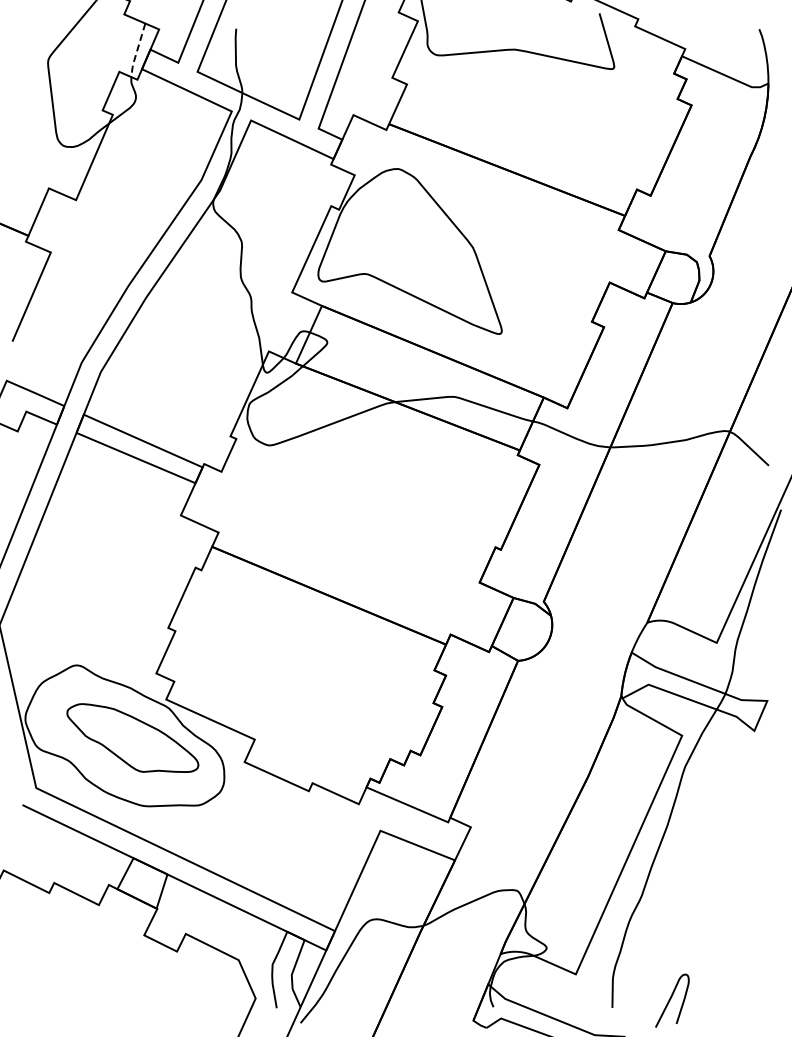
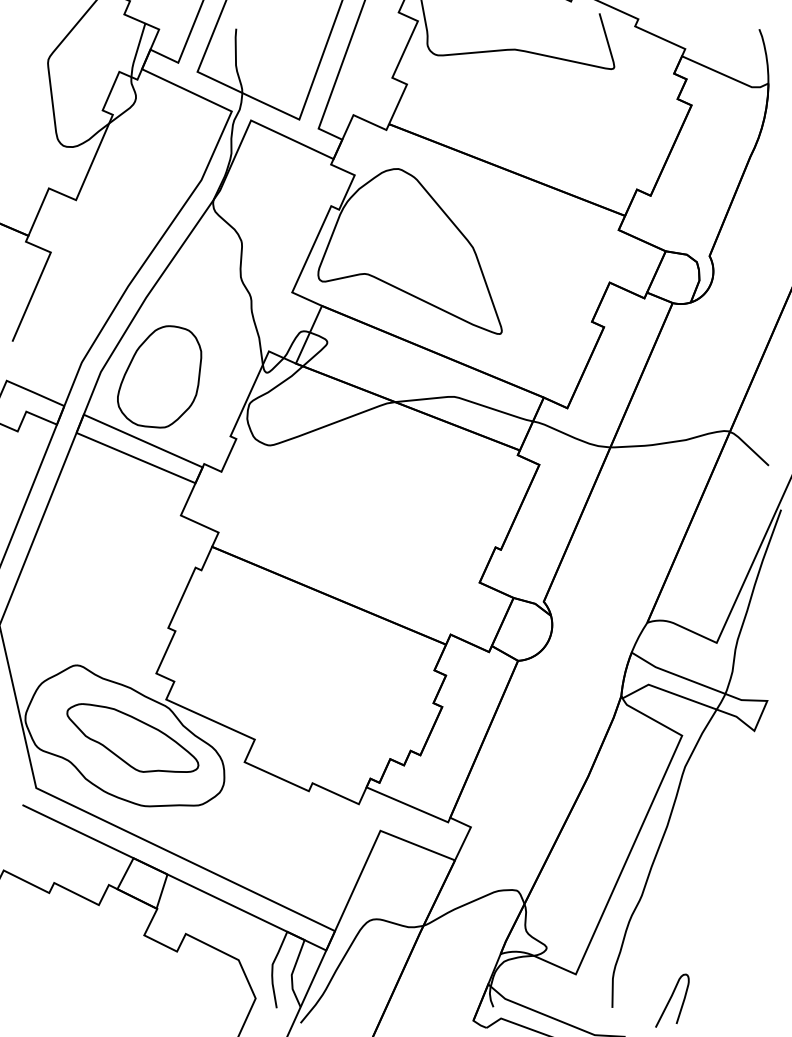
line: dashed -> solid (136, 51)
part: none -> present (159, 376)
